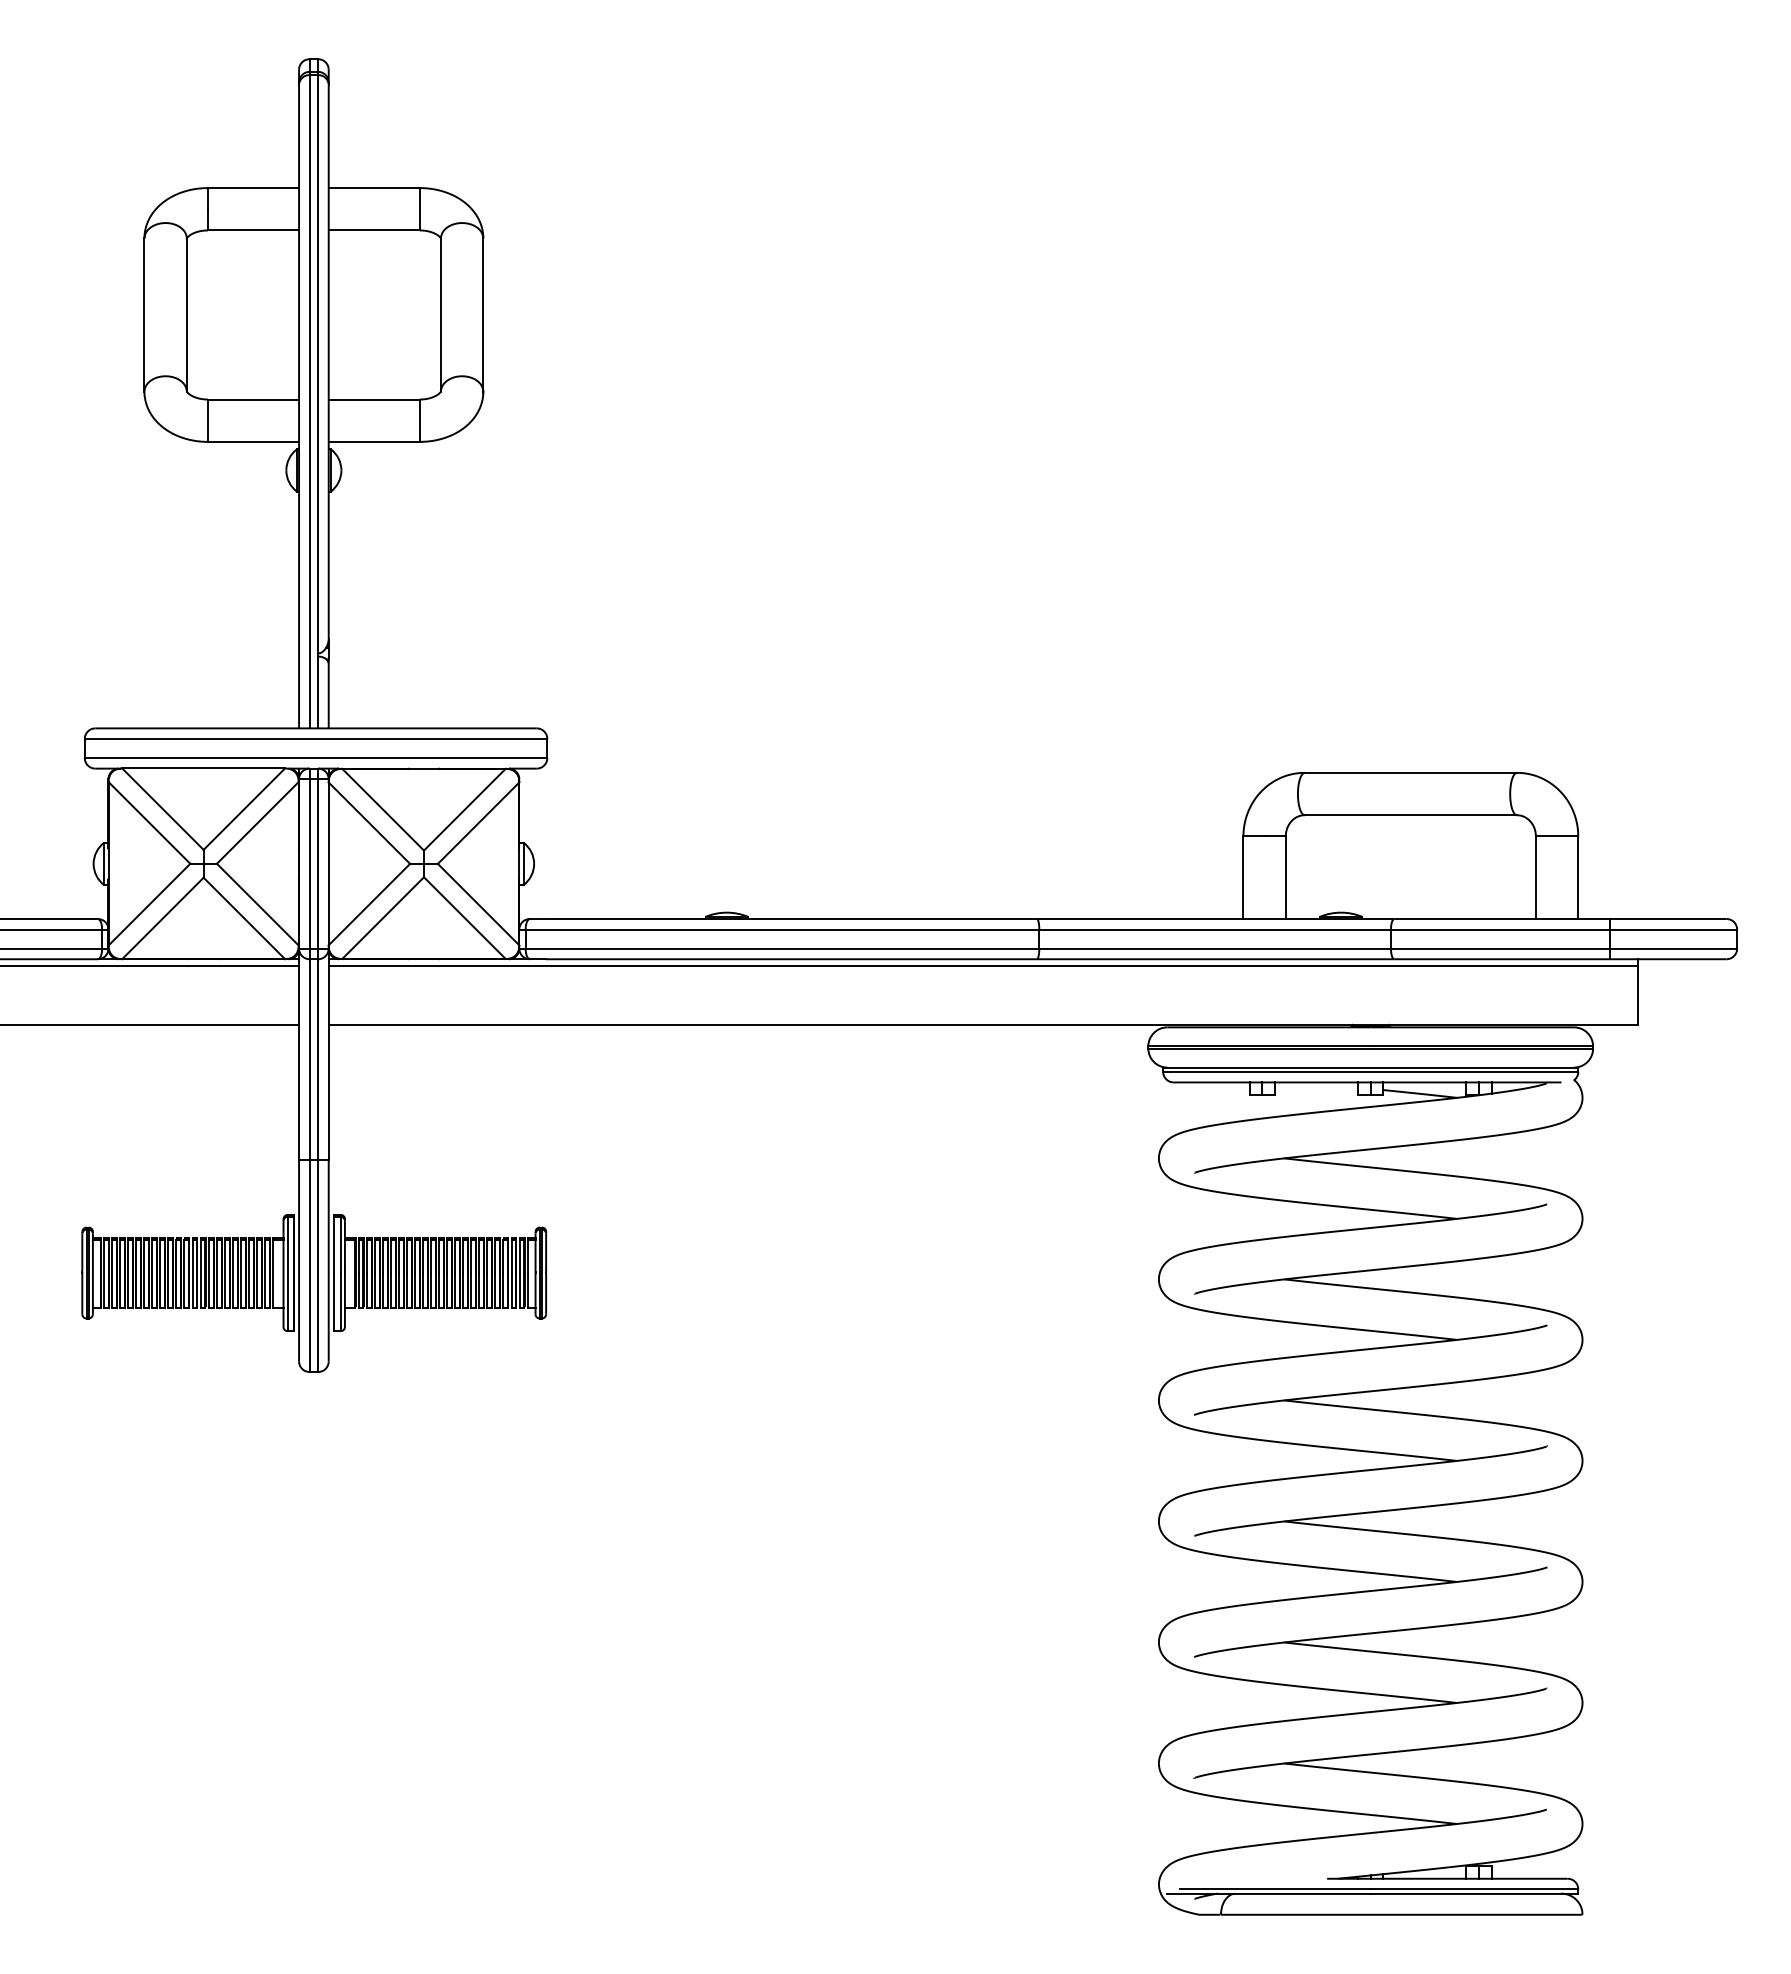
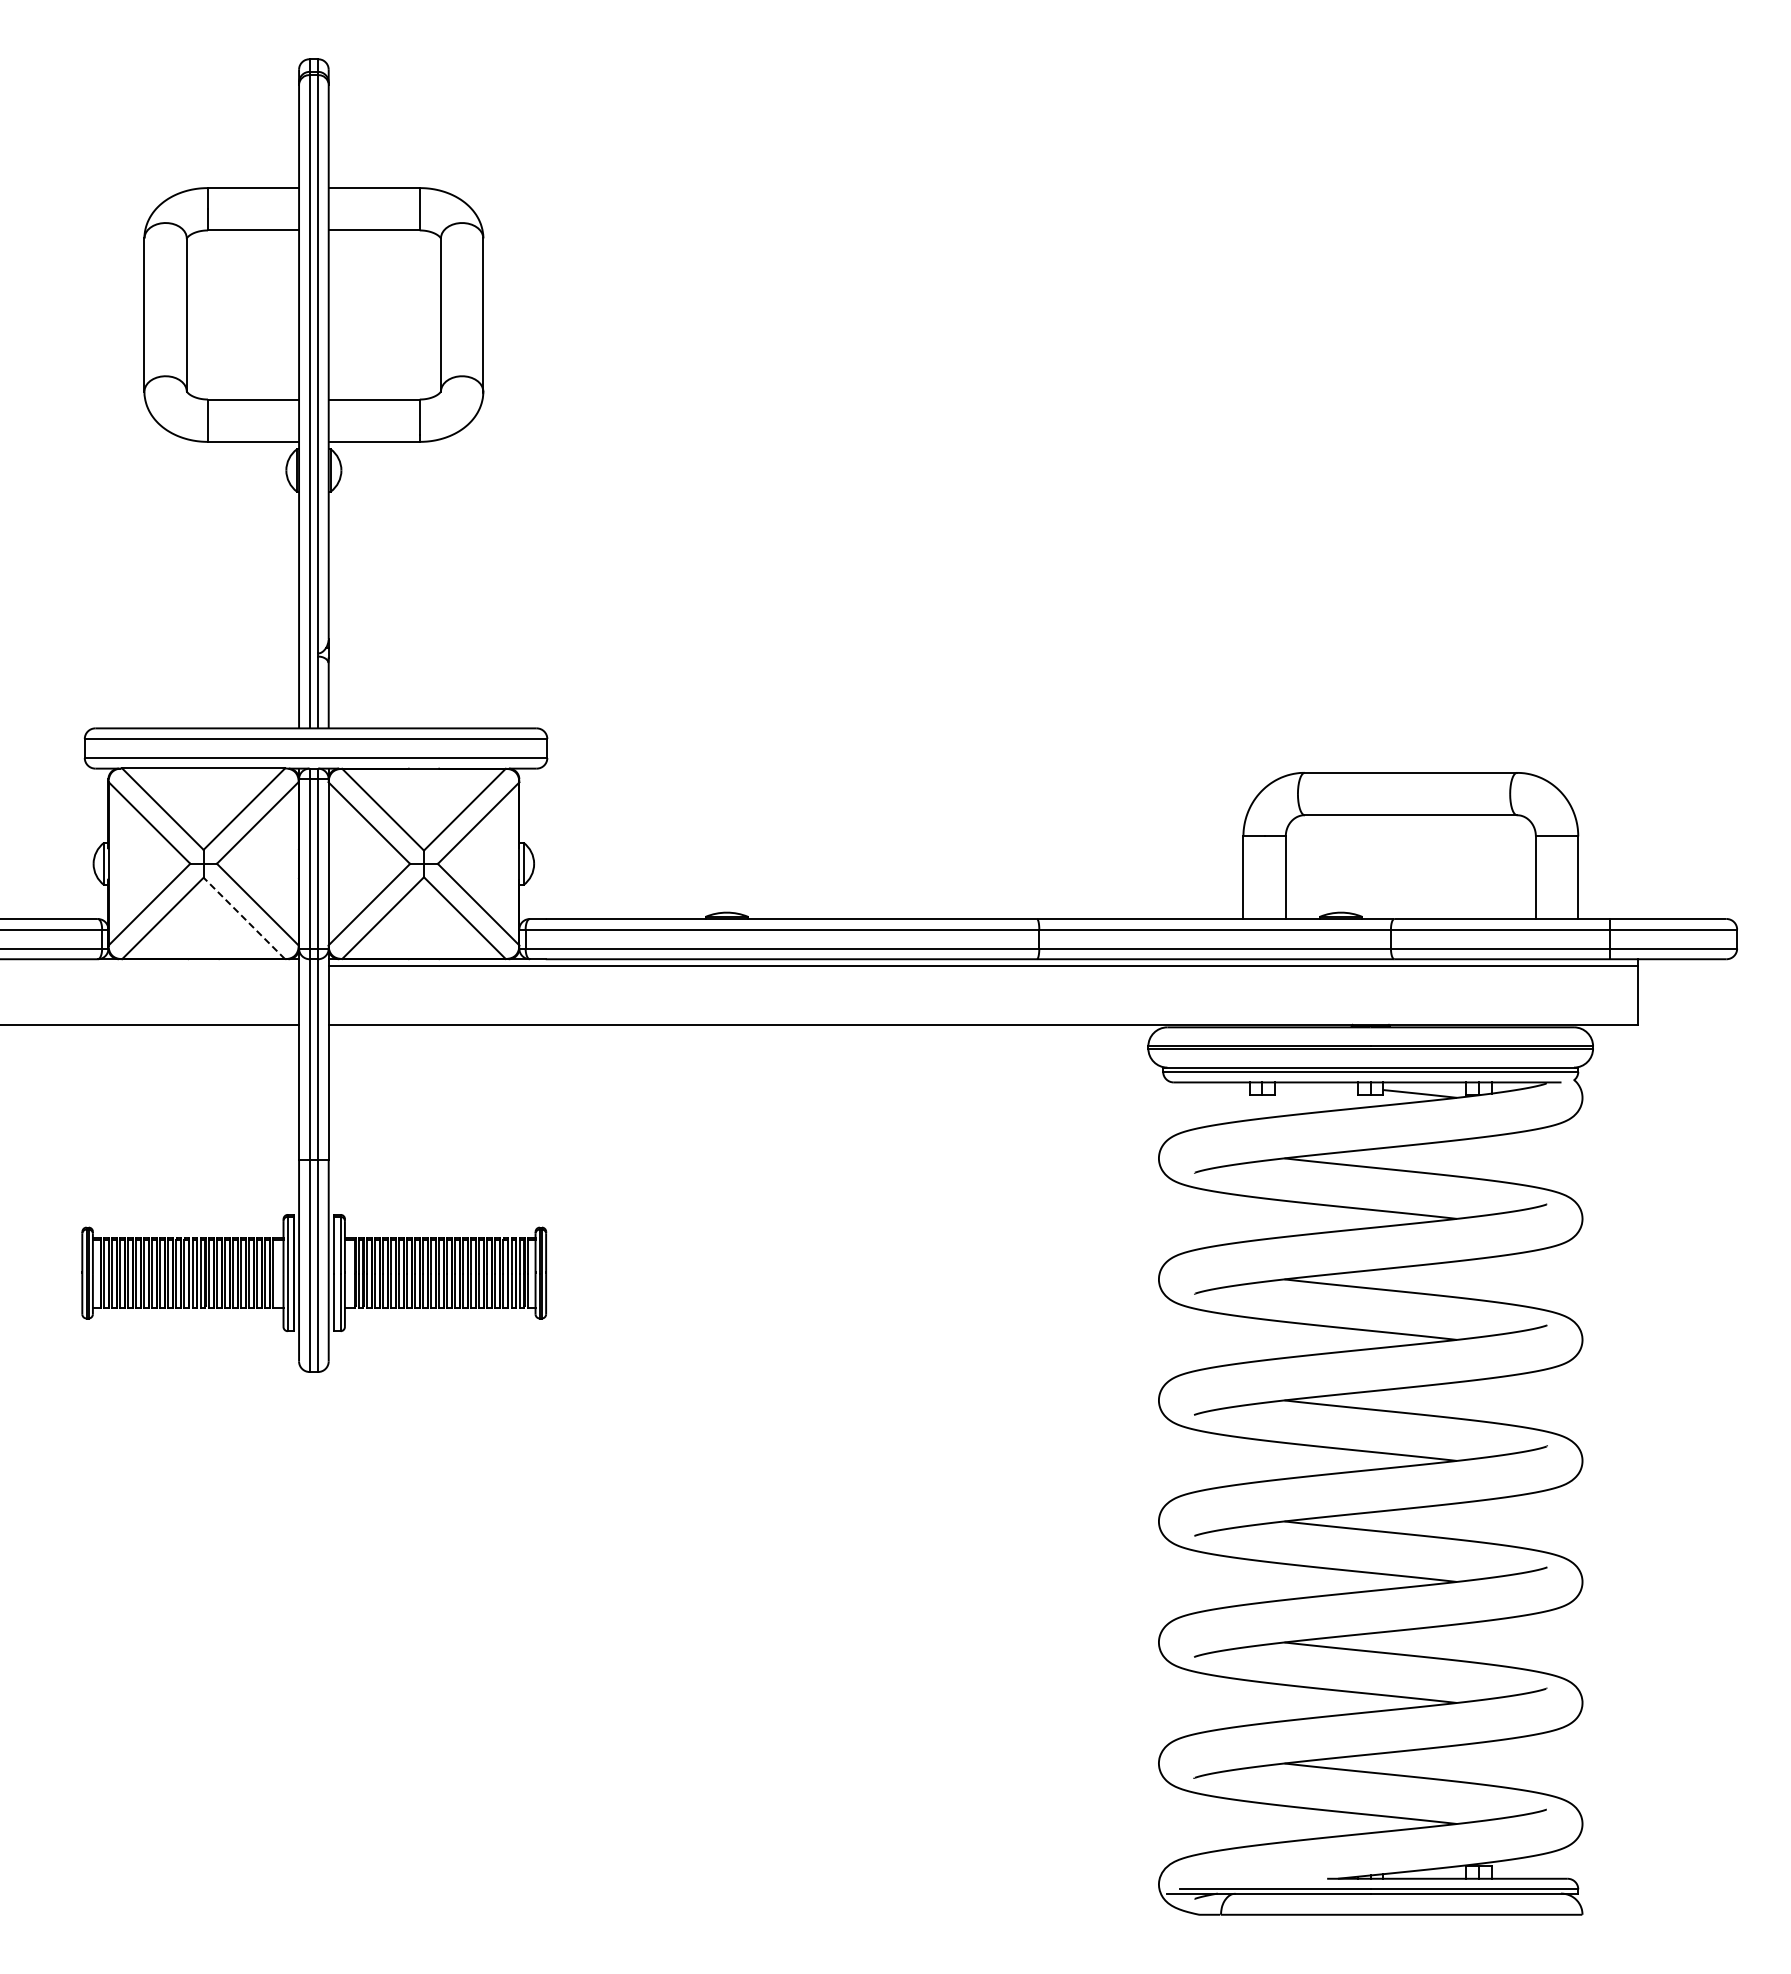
line: solid -> dashed (244, 918)
line: present -> none (150, 965)
